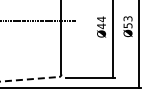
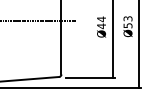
line: dashed -> solid (30, 79)
